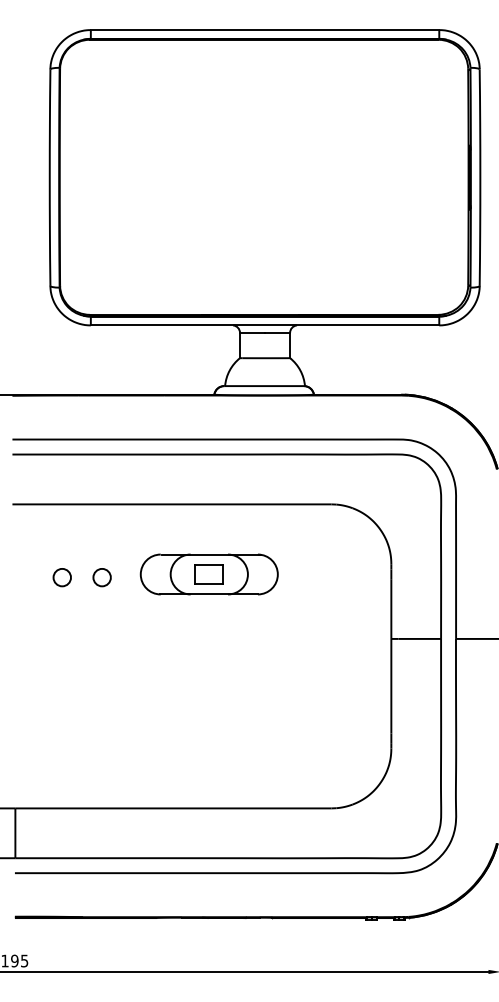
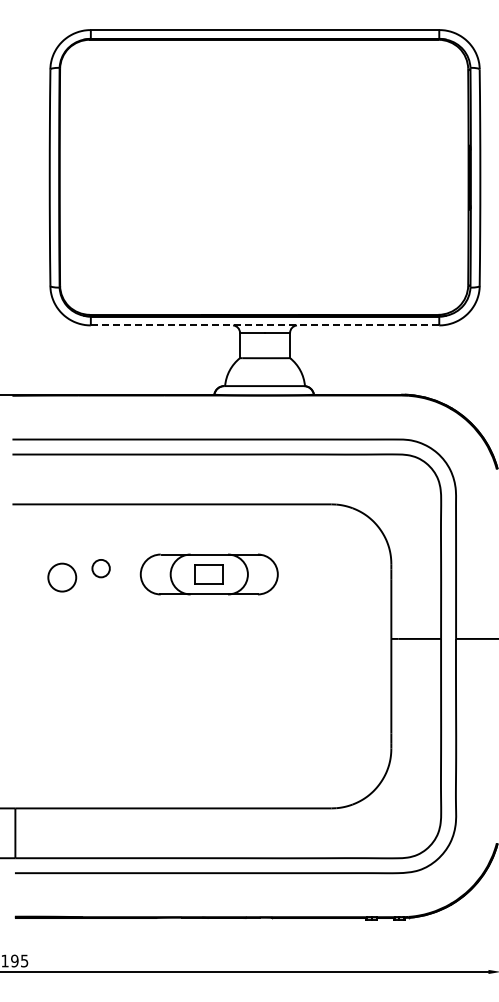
line: solid -> dashed (265, 325)
circle diameter: 17 px -> 28 px (62, 577)
circle position: (101, 577) -> (100, 568) (100, 568)
